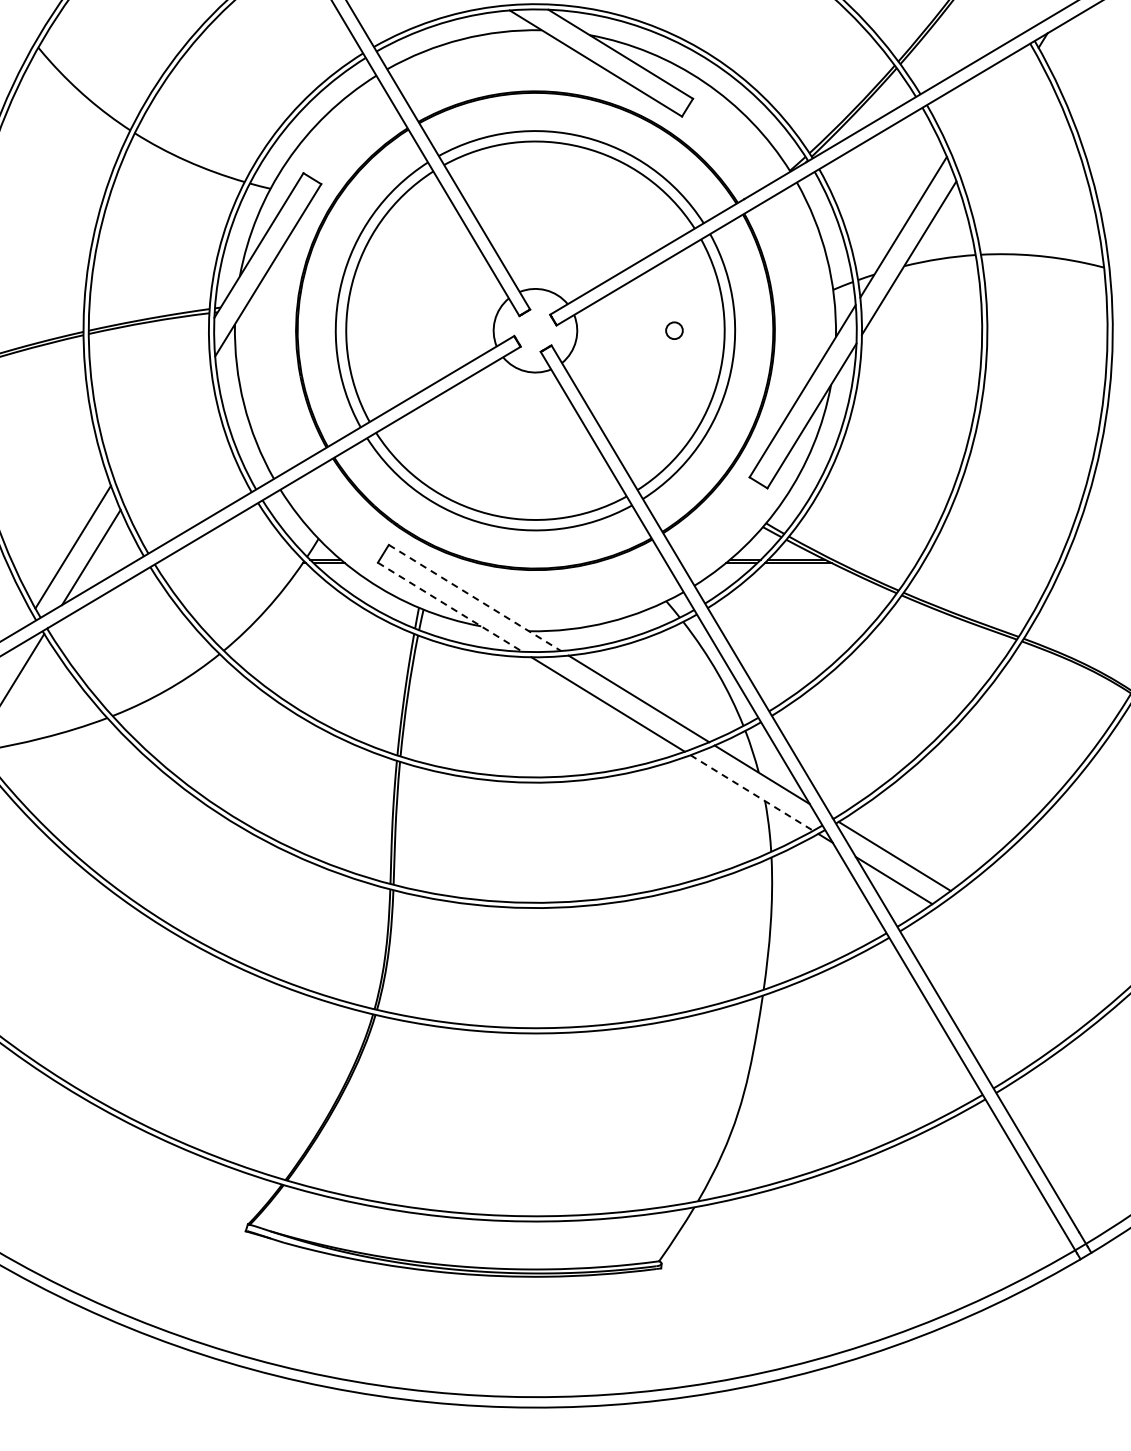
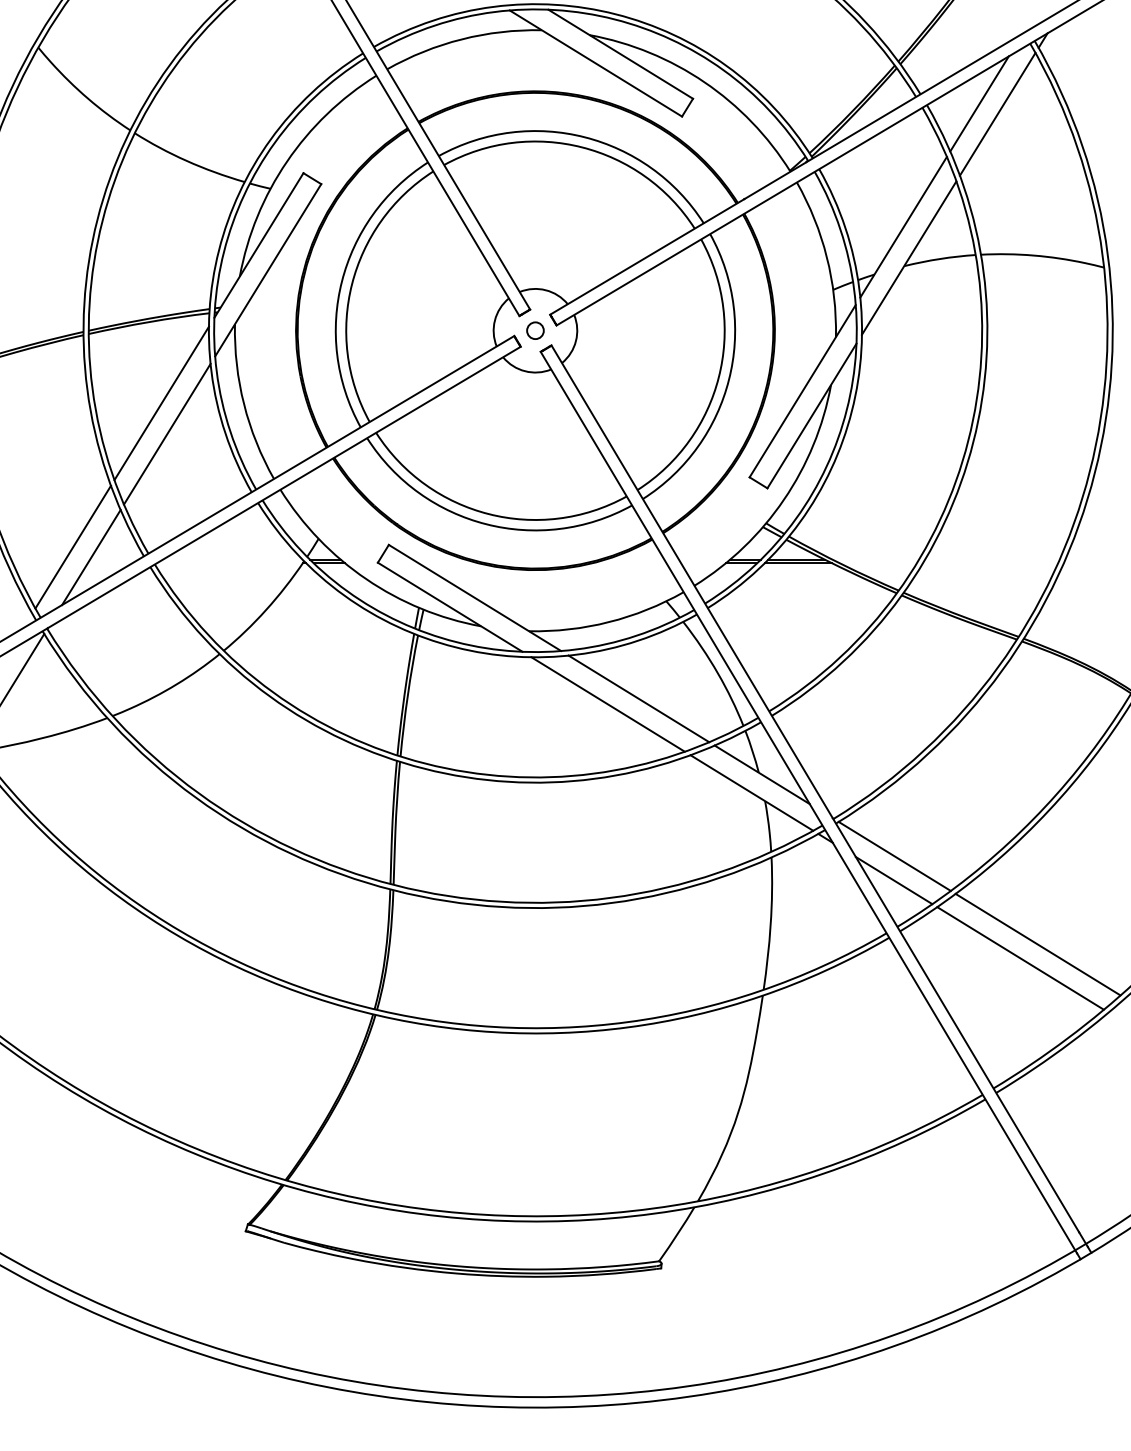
line: none -> present (979, 103)
line: none -> present (997, 113)
circle position: (674, 330) -> (535, 330) (535, 330)
line: none -> present (161, 403)
line: none -> present (167, 433)
line: dashed -> solid (475, 598)
line: dashed -> solid (450, 607)
line: dashed -> solid (752, 793)
line: none -> present (1037, 944)
line: none -> present (1020, 958)
